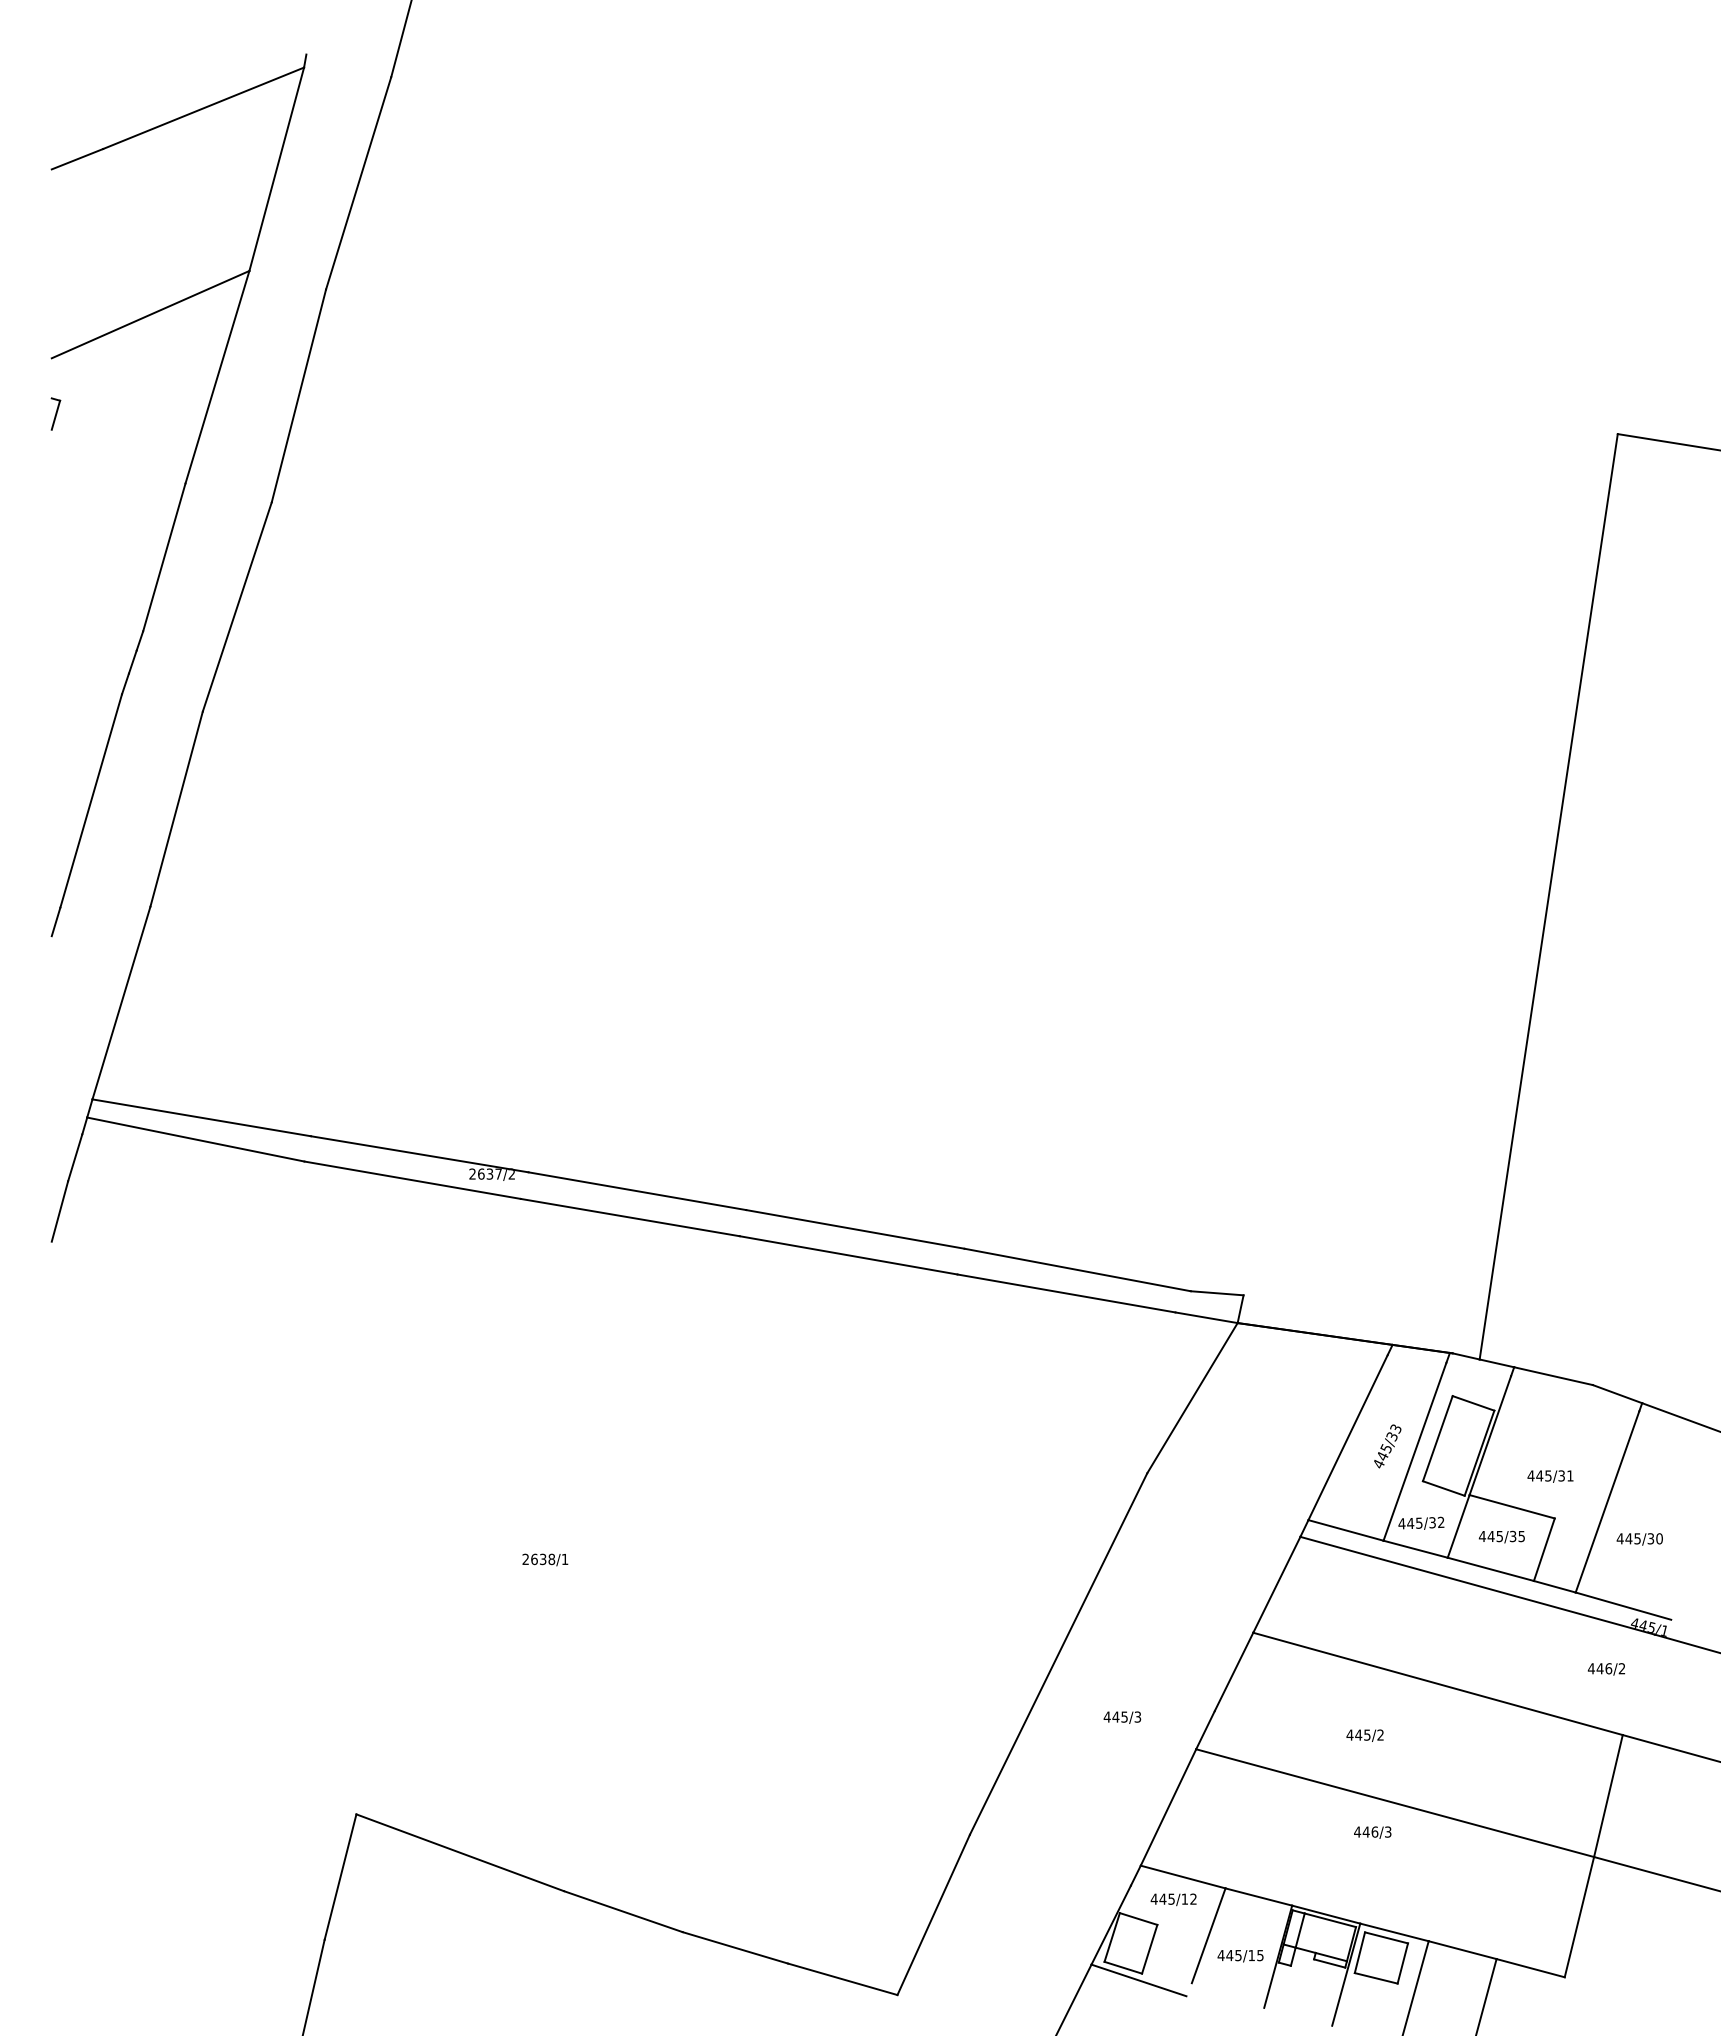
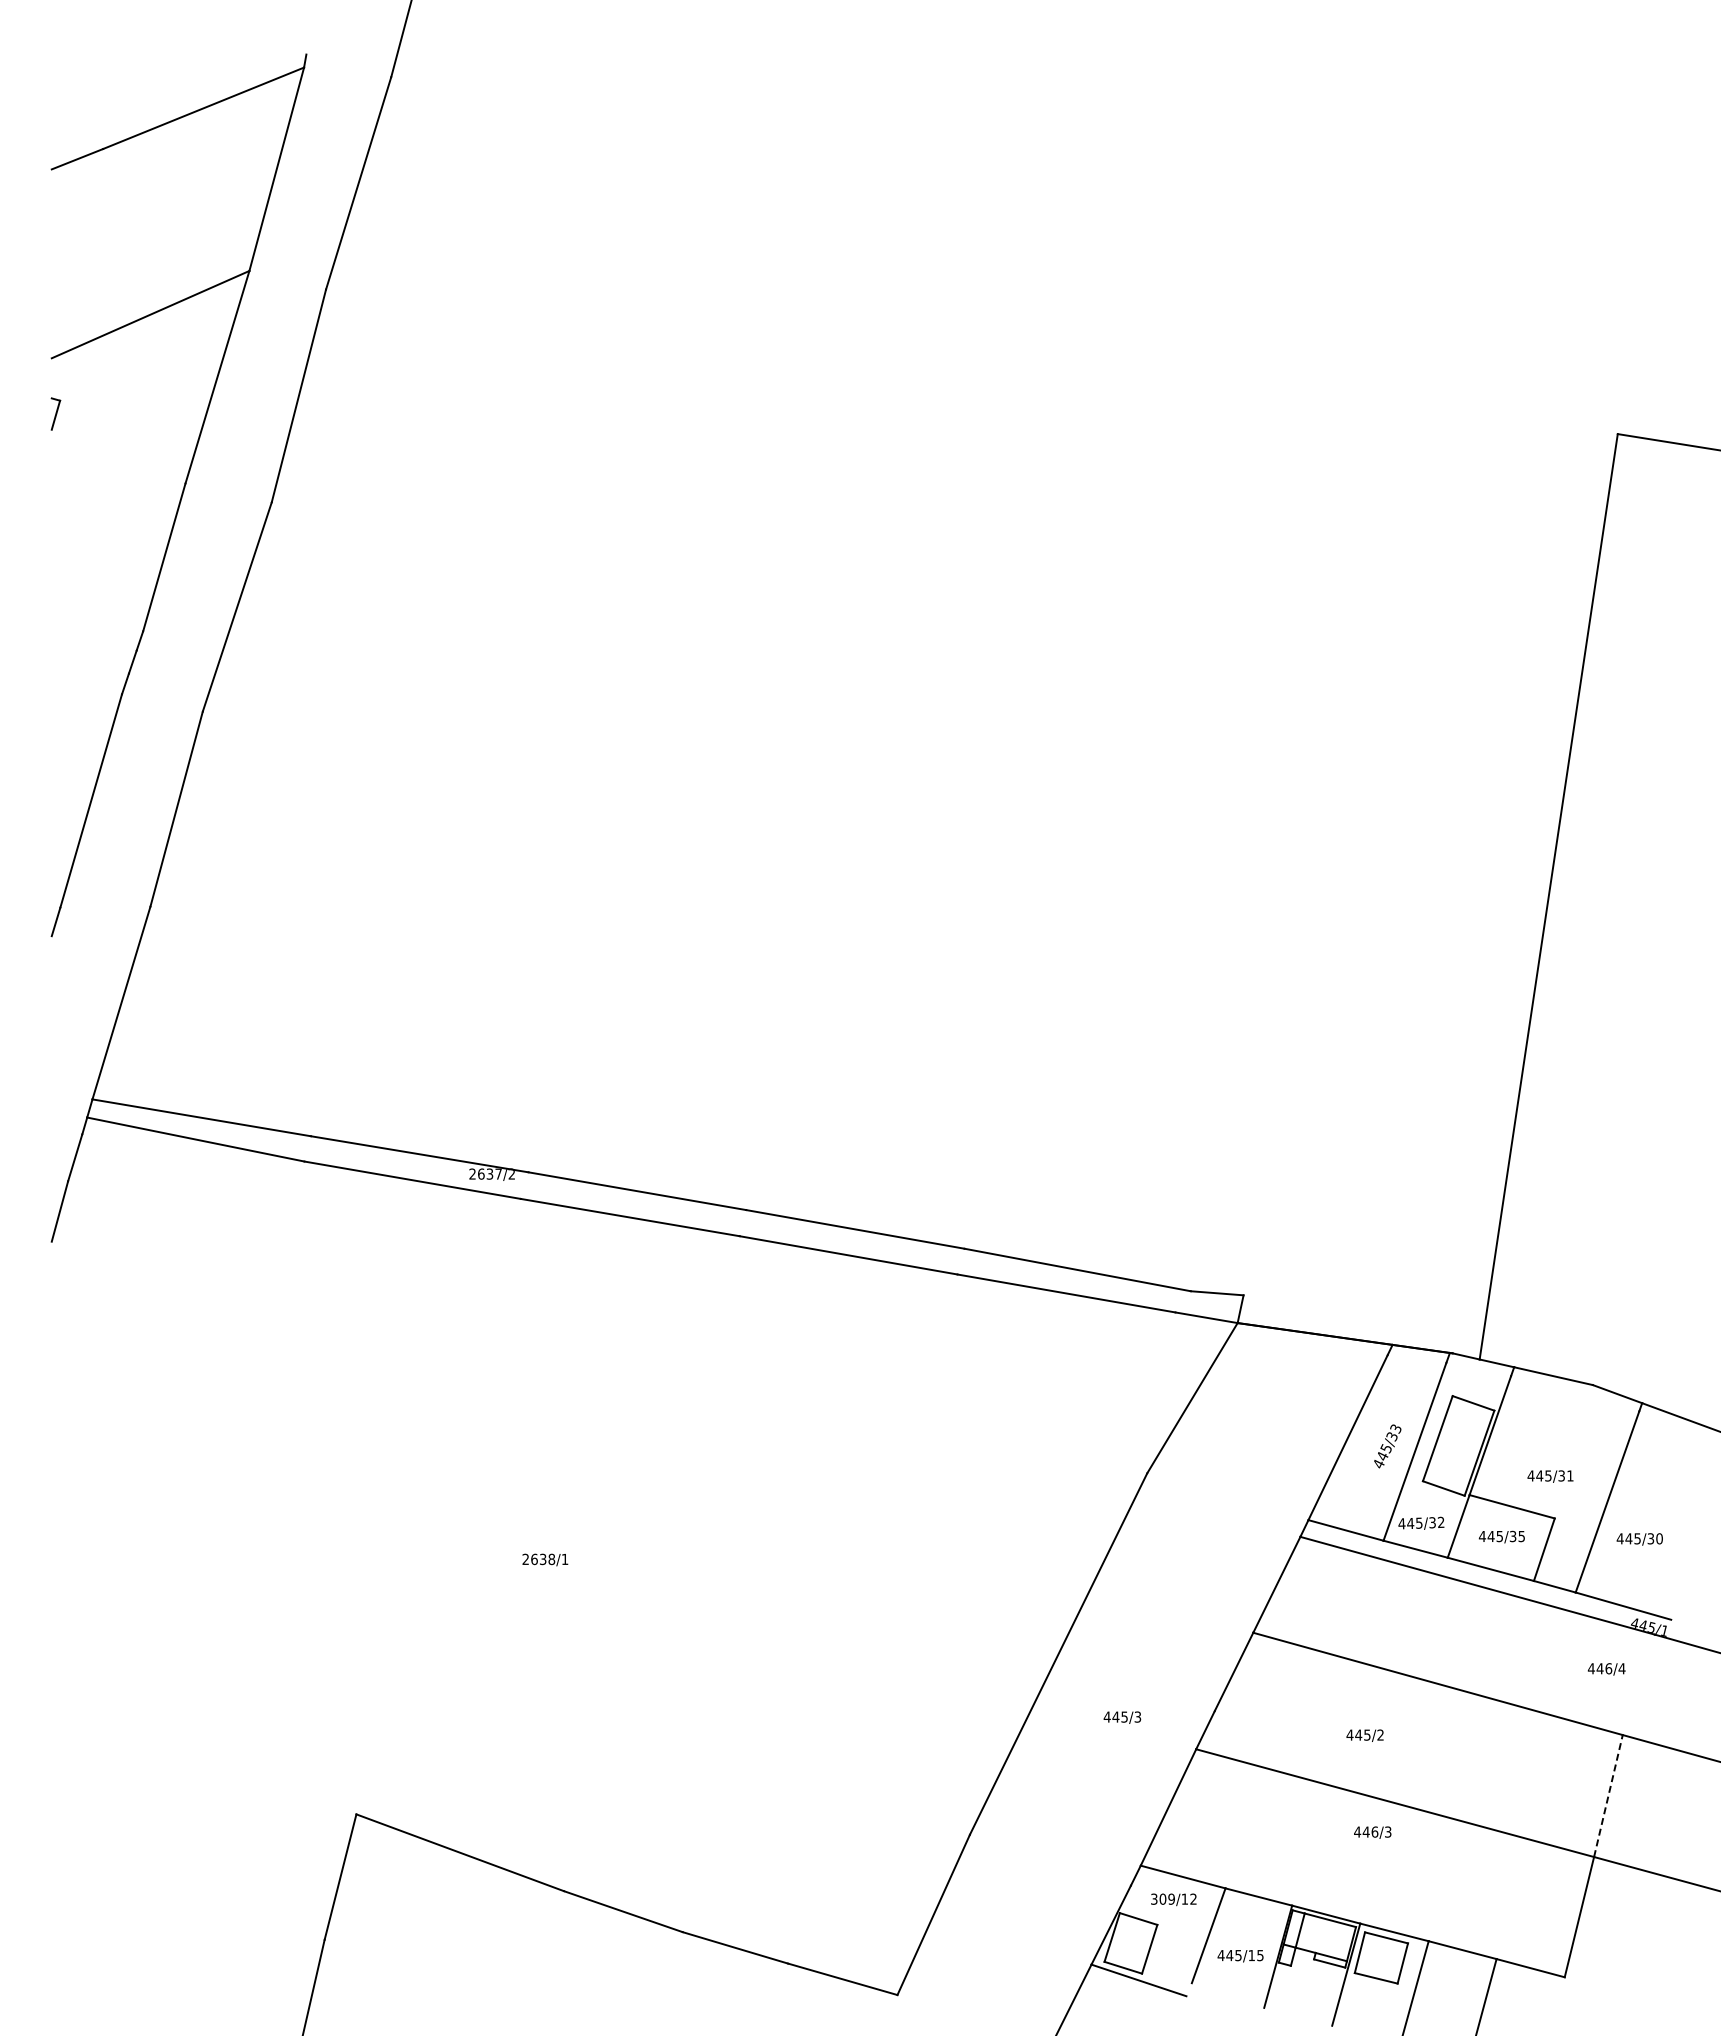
text: 446/2 -> 446/4 (1621, 1668)
line: solid -> dashed (1608, 1796)
text: 445/12 -> 309/12 (1162, 1898)
